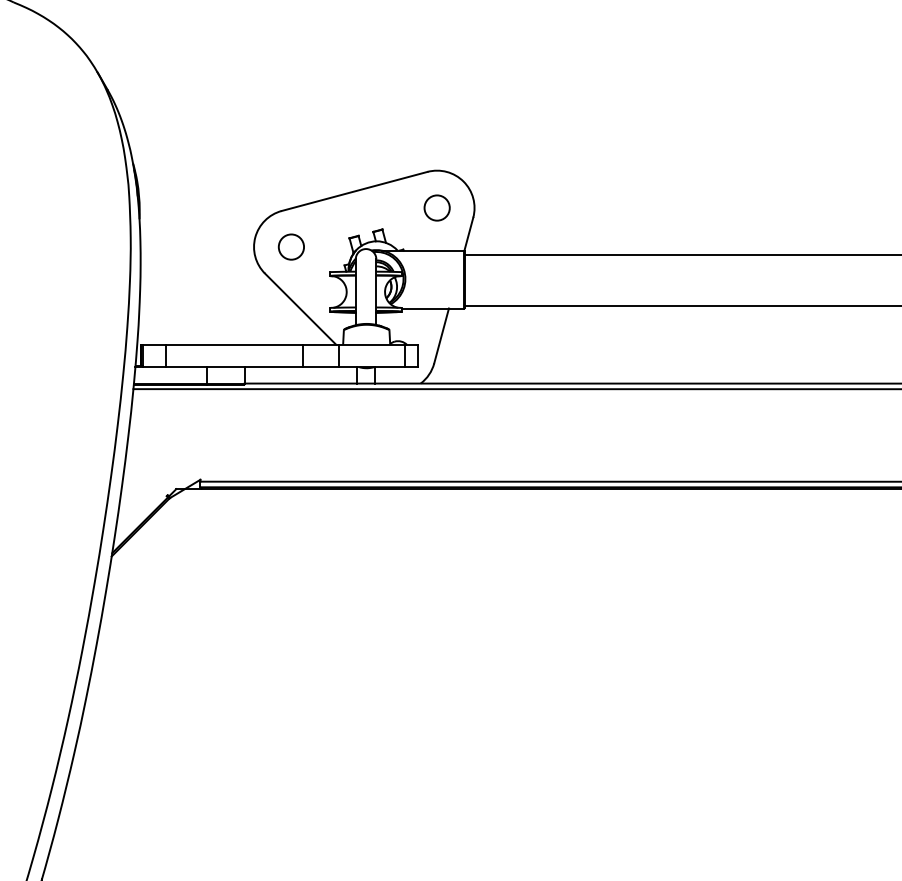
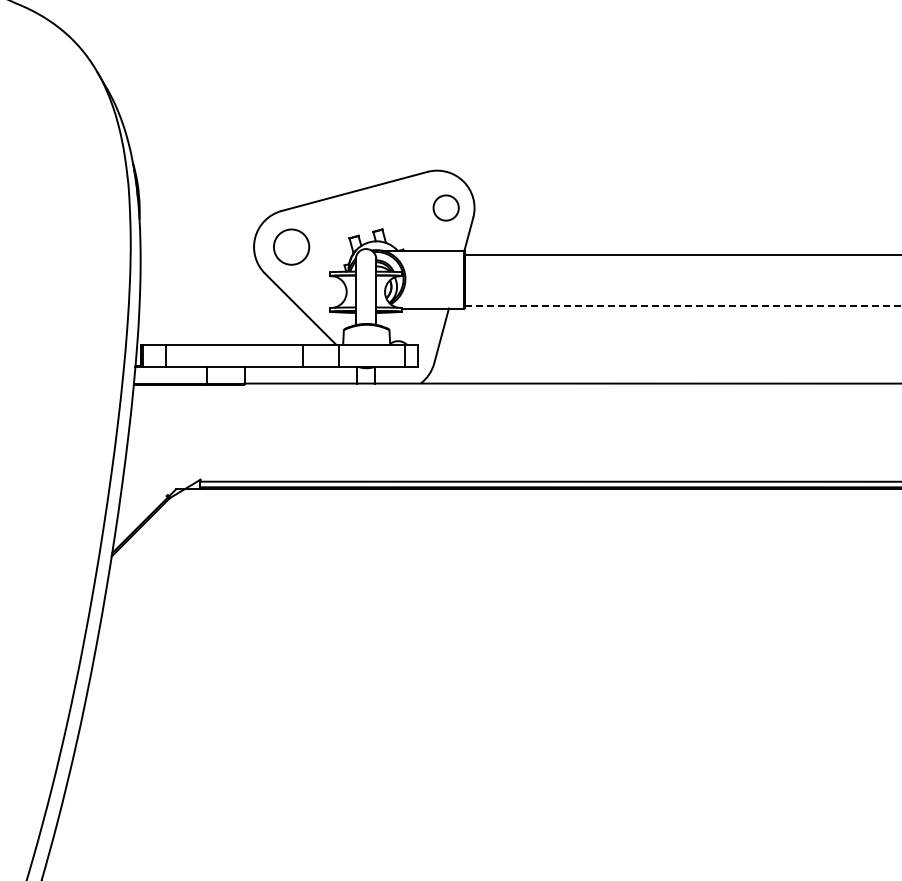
circle position: (436, 207) -> (445, 207) (445, 207)
circle size: 28x28 px -> 38x38 px (291, 246)
line: solid -> dashed (683, 305)
line: present -> none (515, 389)
